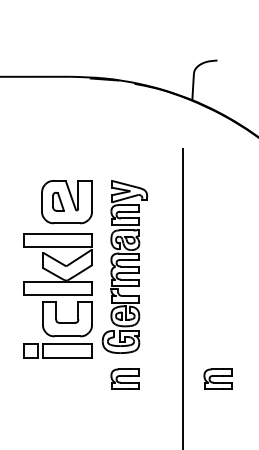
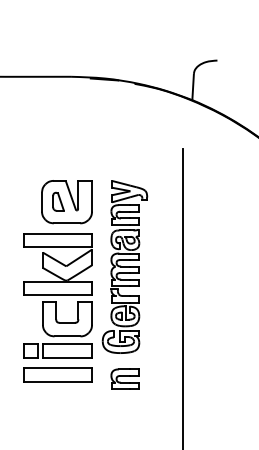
part: none -> present (57, 374)
part: present -> none (217, 378)
